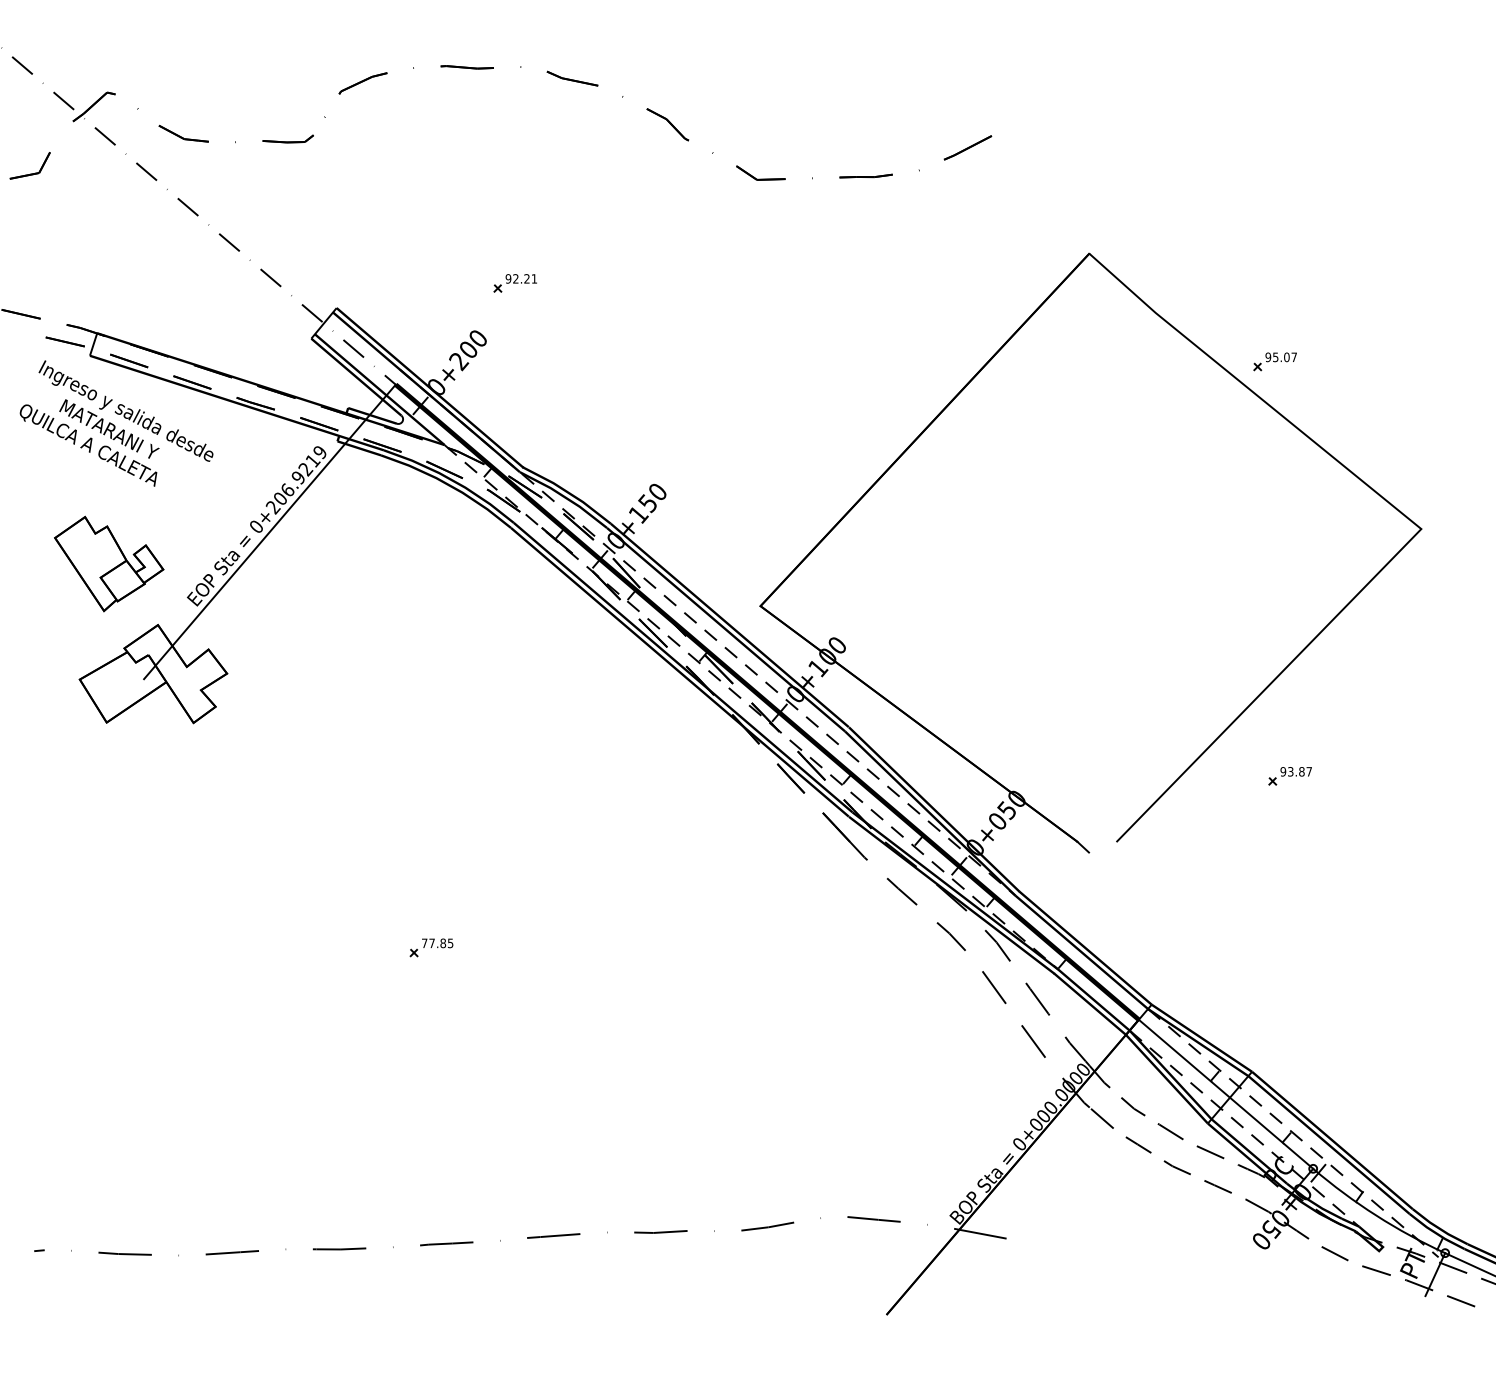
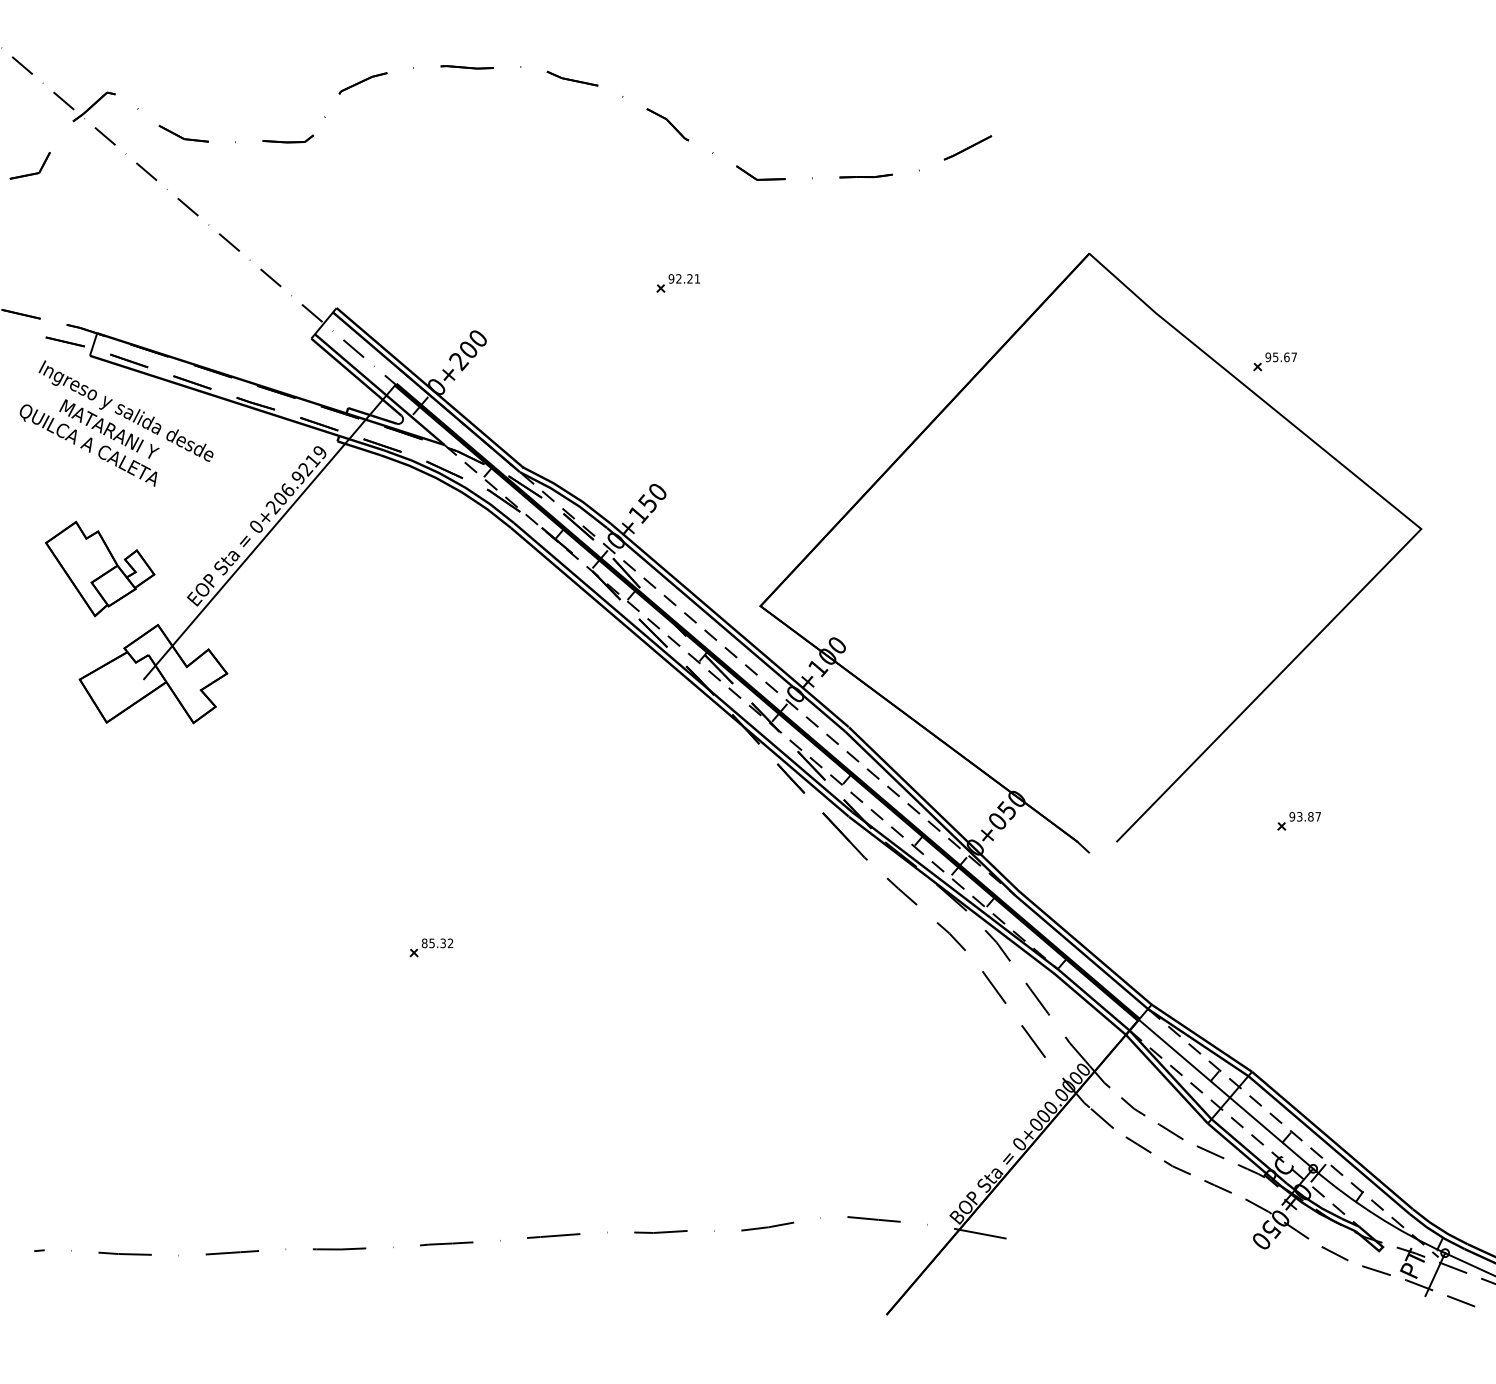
part position: (514, 283) -> (677, 283) (677, 283)
text: 95.07 -> 95.67 (1286, 356)
part position: (109, 563) -> (100, 568) (100, 568)
part position: (1289, 776) -> (1298, 821) (1298, 821)
text: 77.85 -> 85.32 (437, 943)
